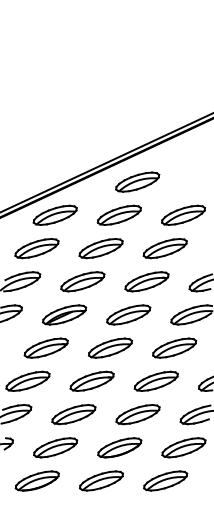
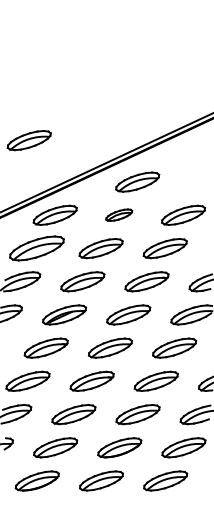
part: none -> present (28, 140)
part size: 46x22 px -> 29x14 px (119, 214)
part size: 46x22 px -> 56x27 px (36, 248)
